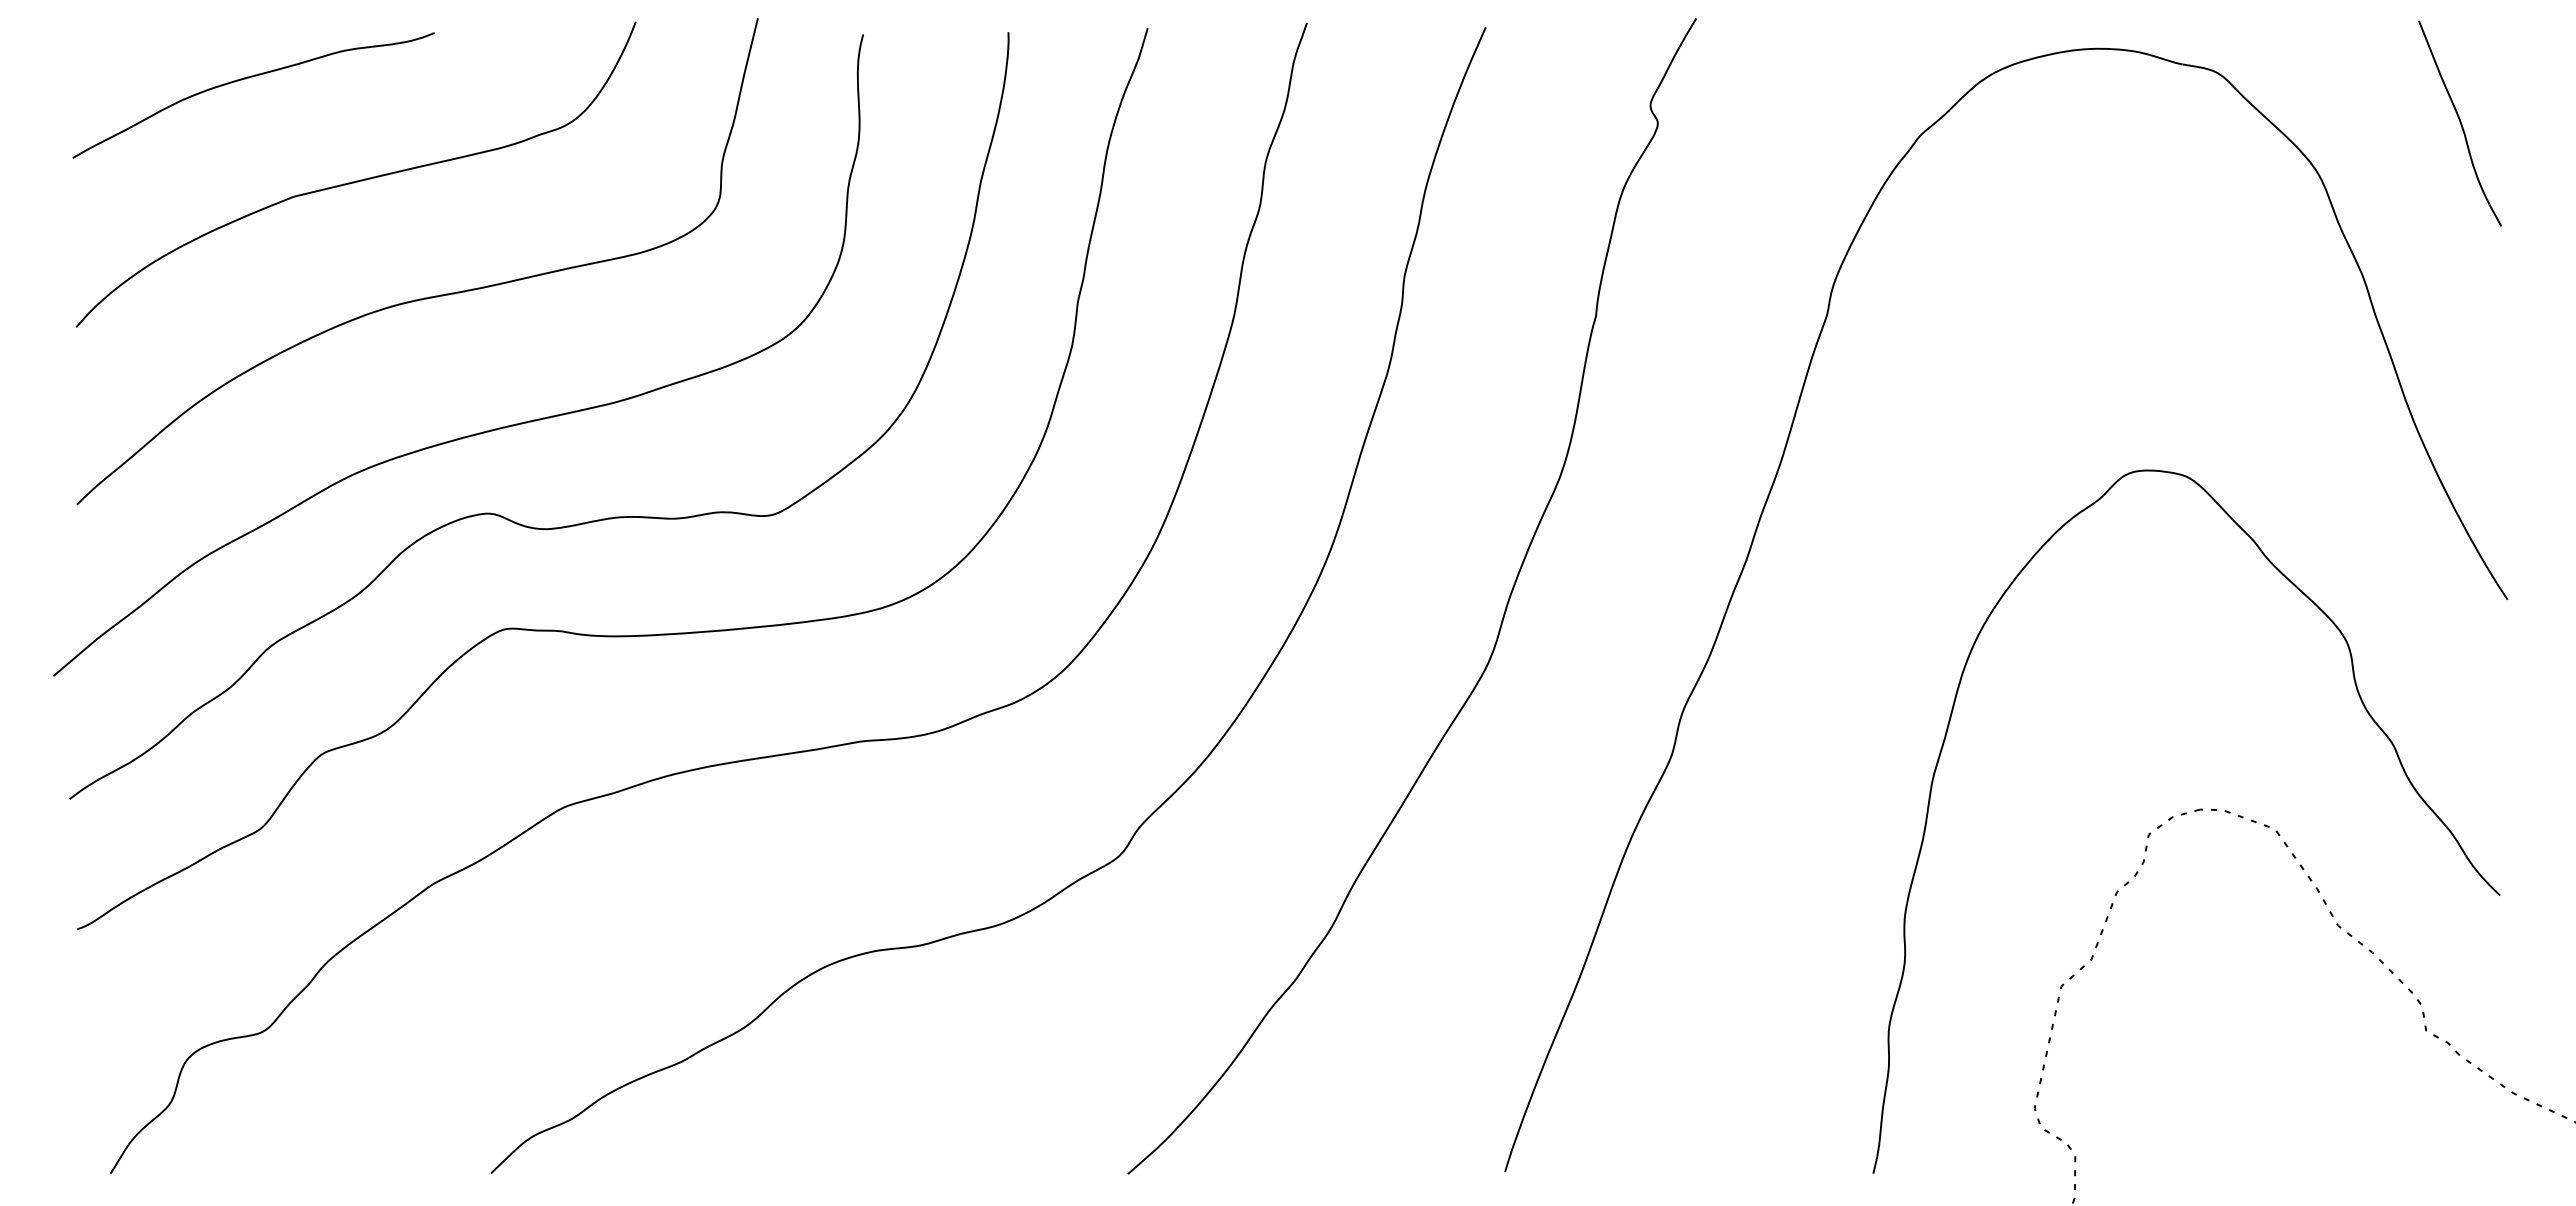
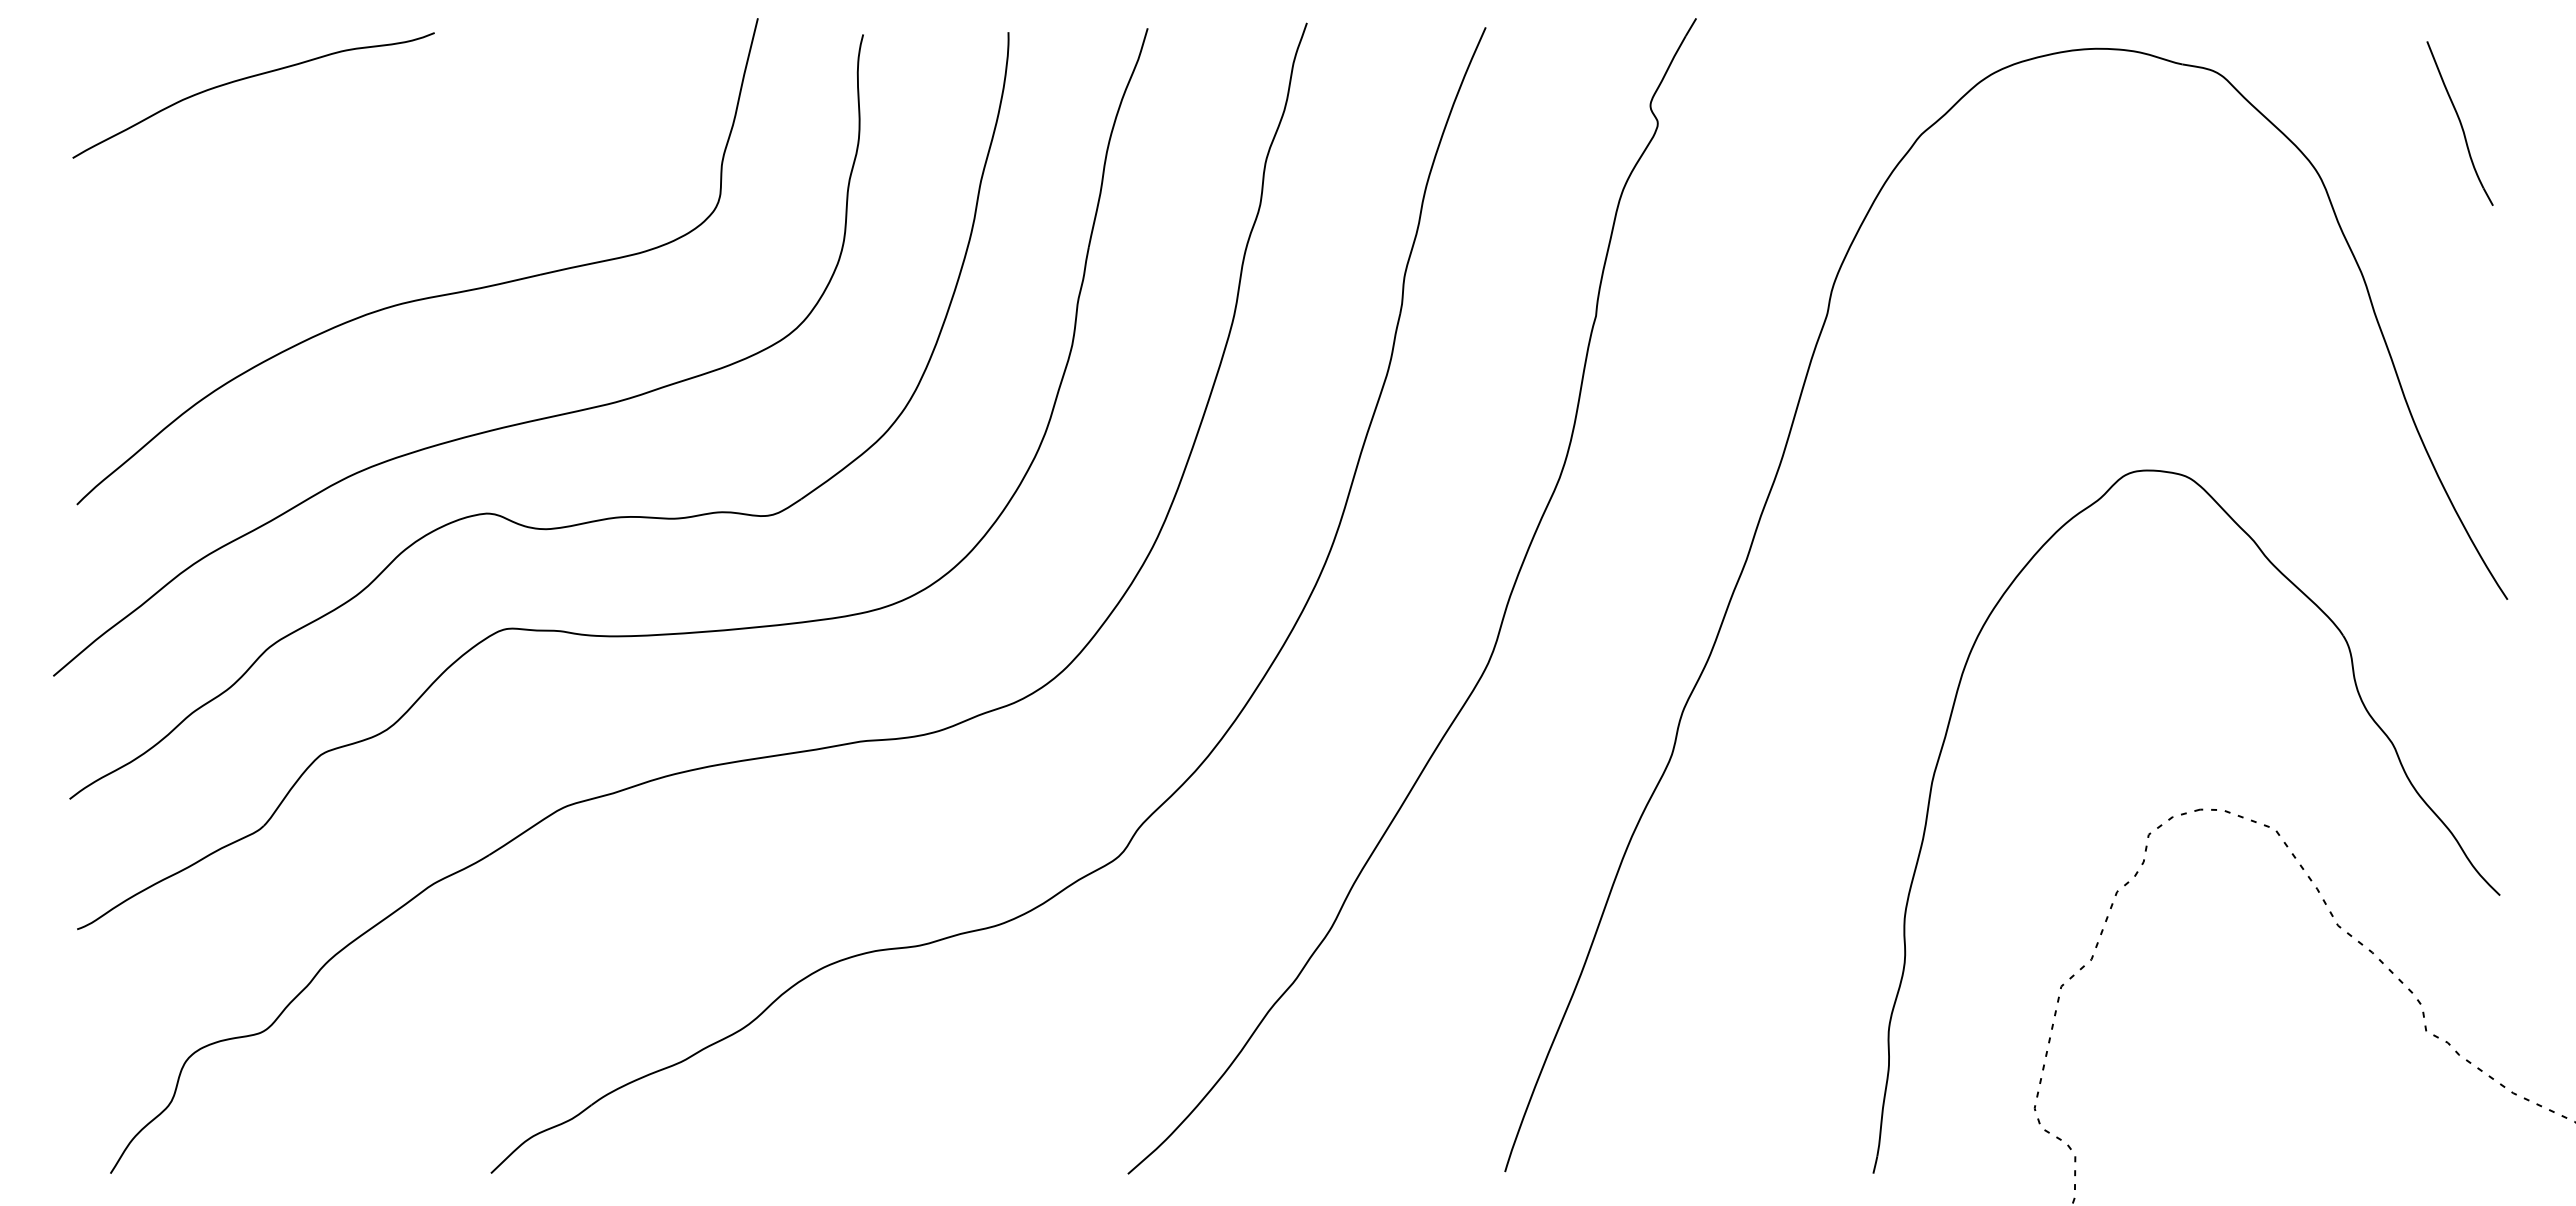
part size: 84x207 px -> 68x165 px (2459, 123)
part: present -> none (356, 180)
